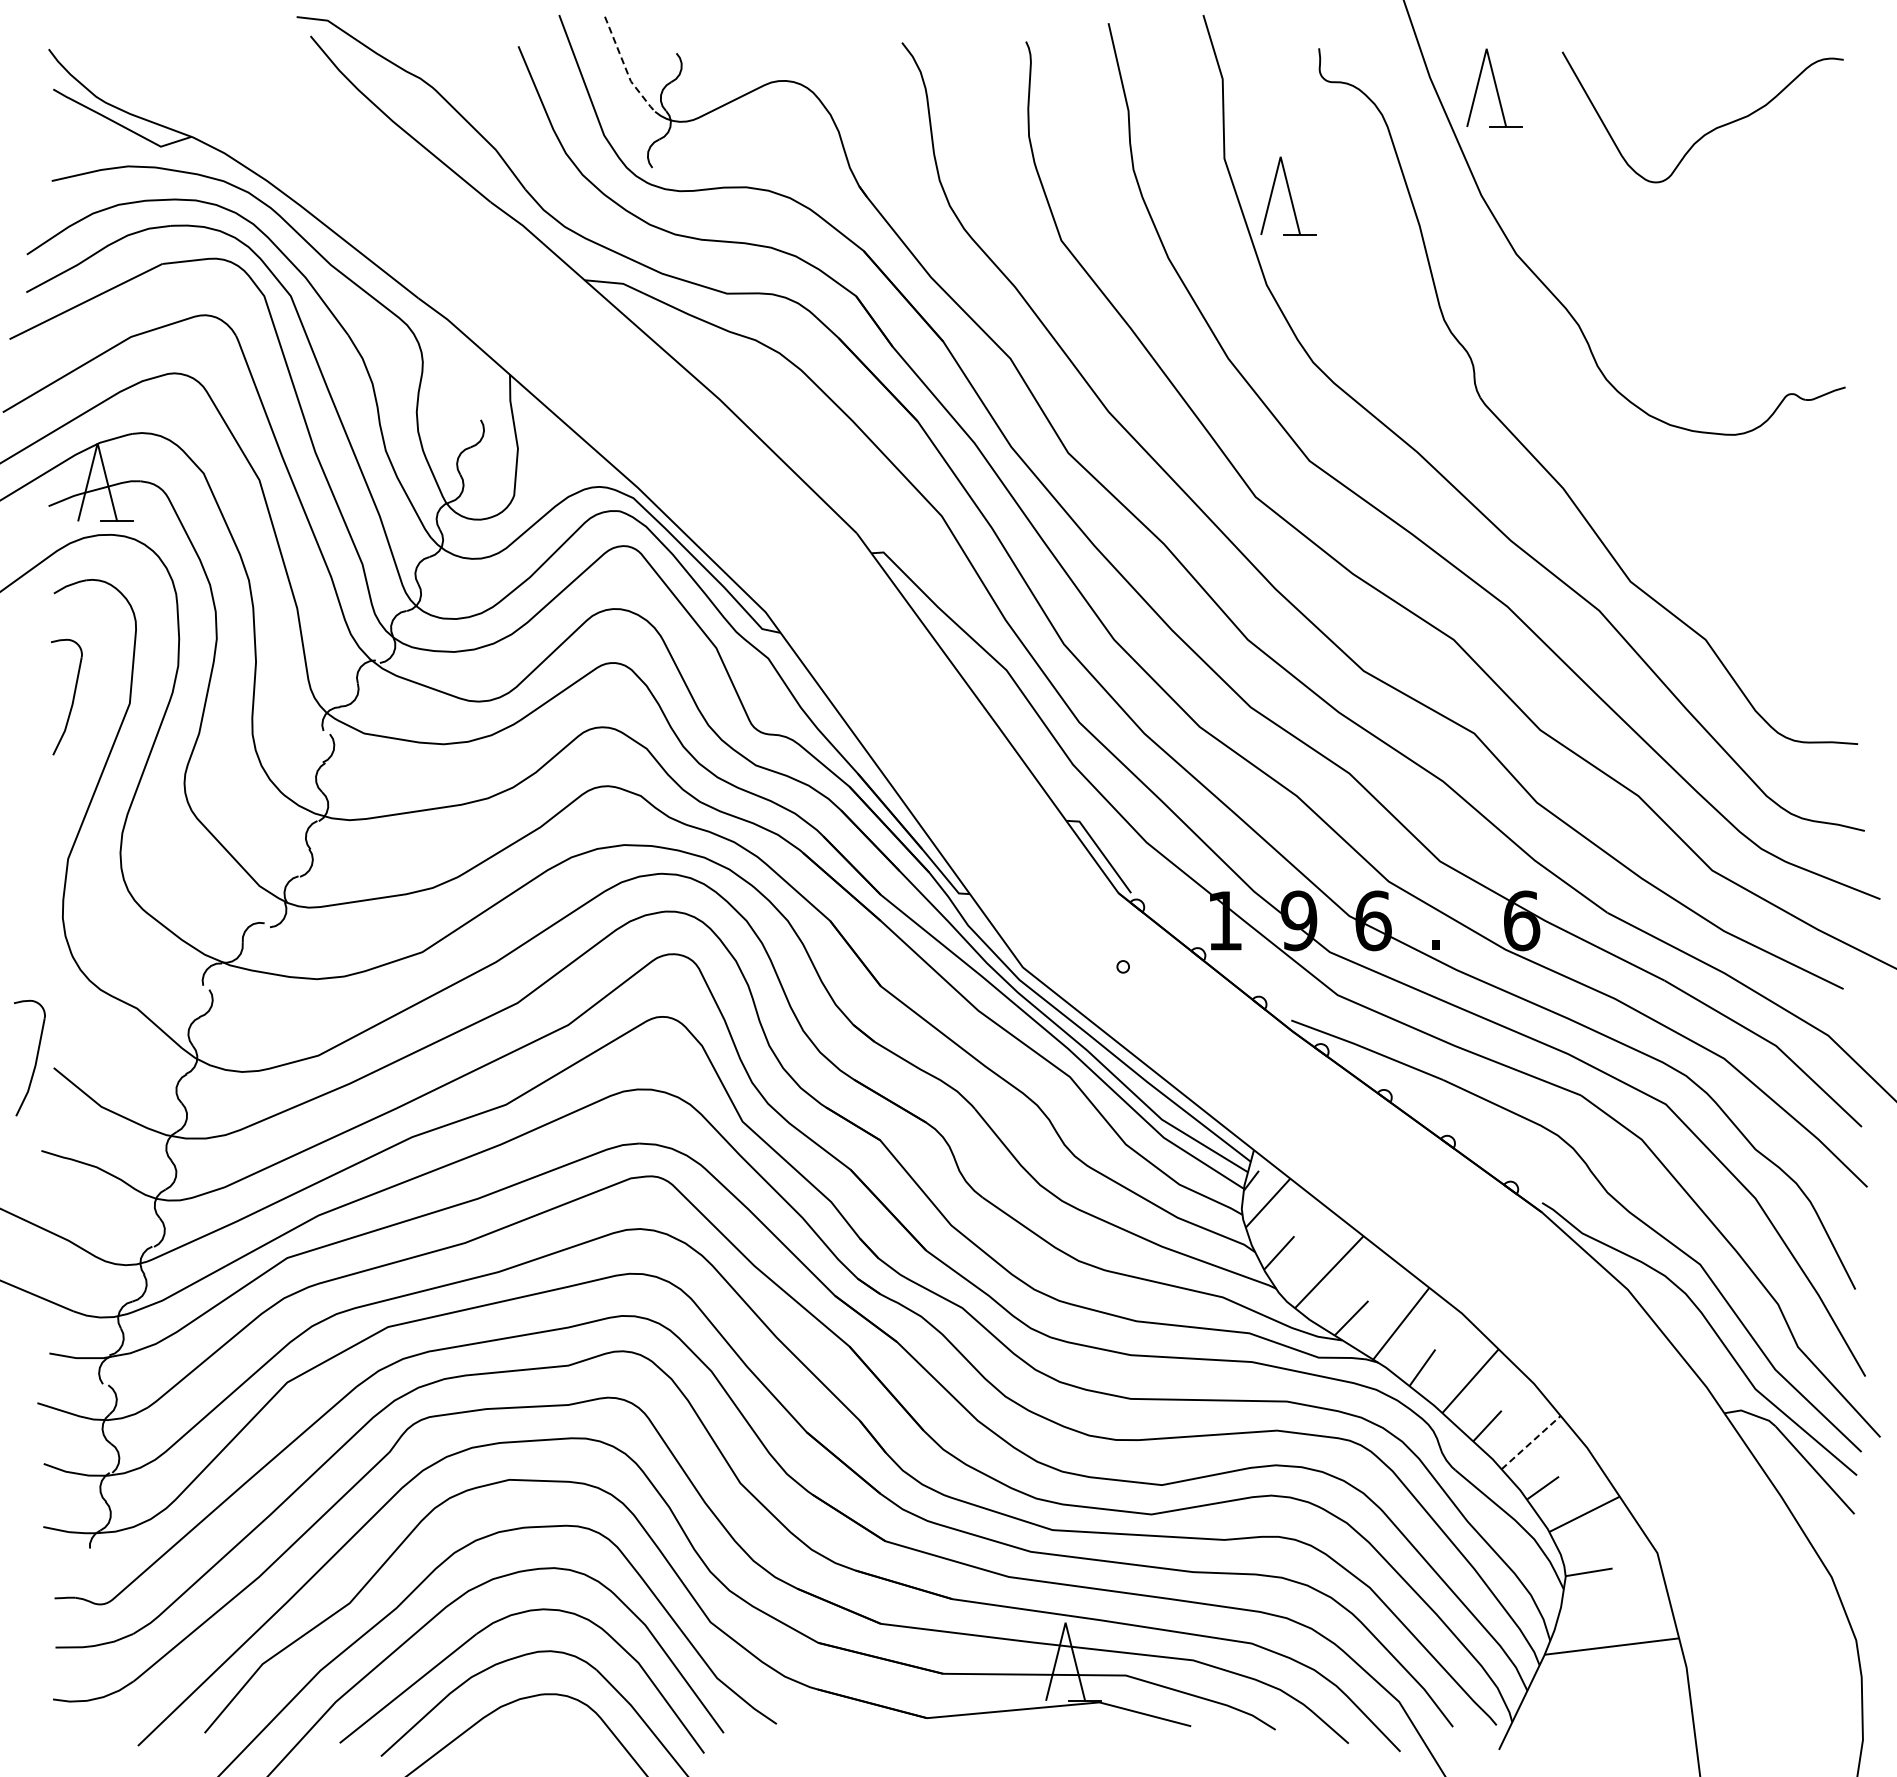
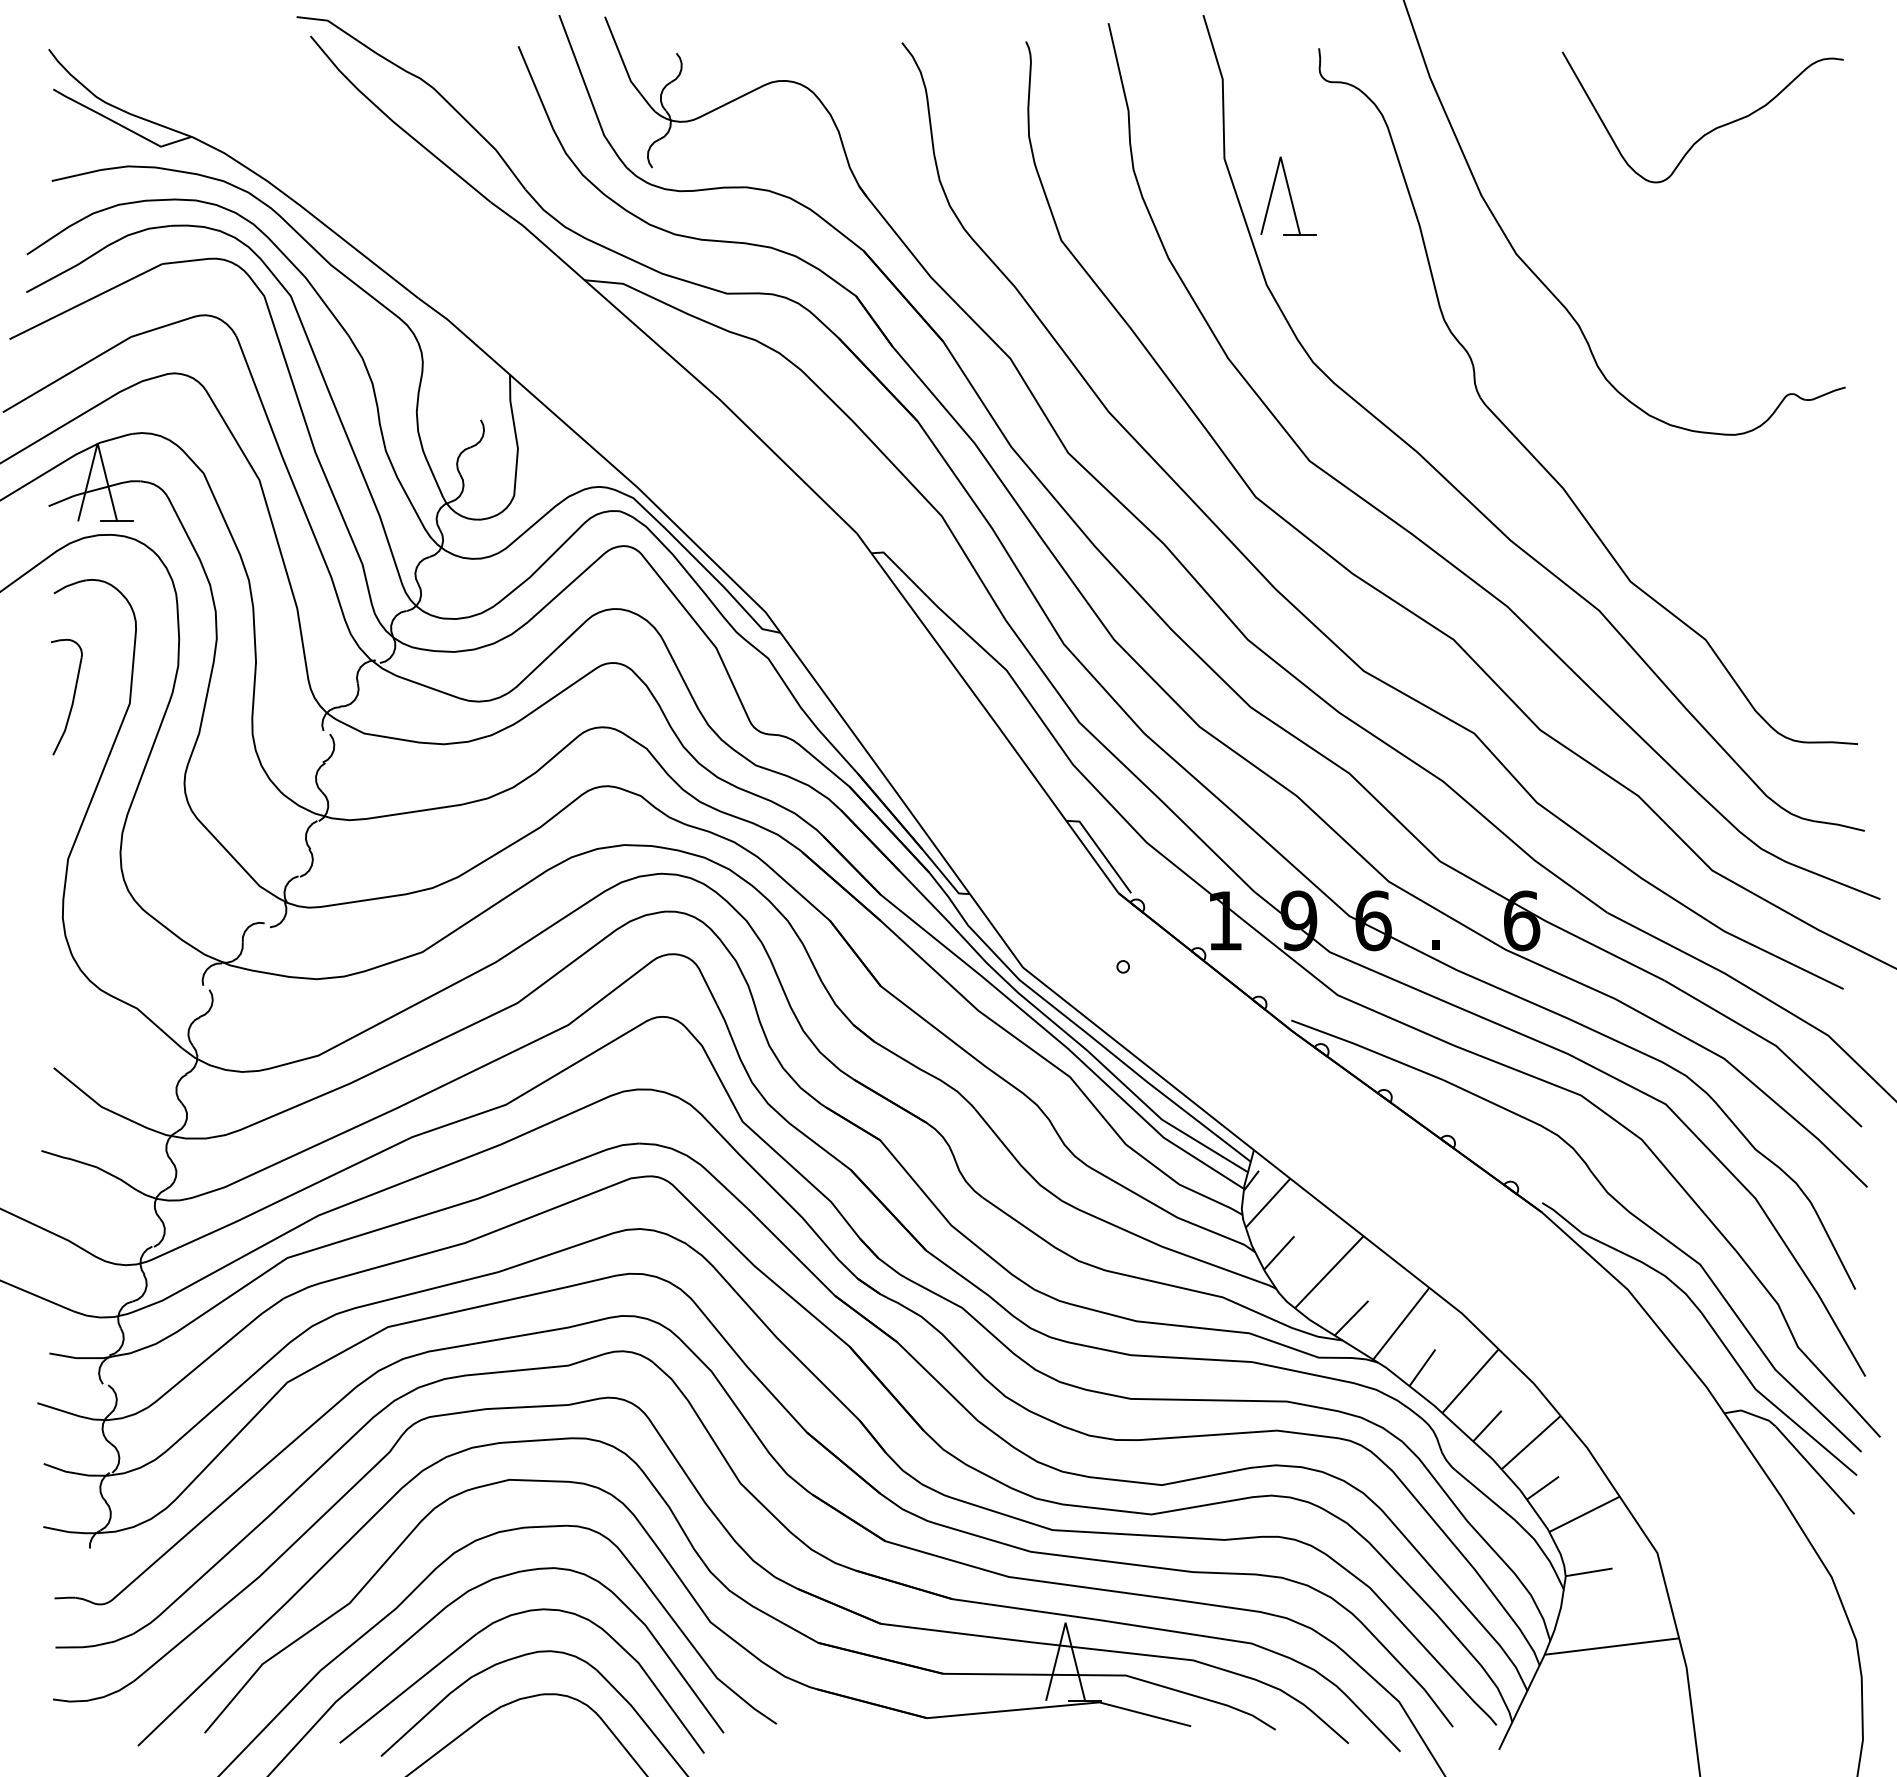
line: dashed -> solid (625, 68)
part: present -> none (1494, 87)
part: present -> none (35, 1059)
line: dashed -> solid (1531, 1442)
